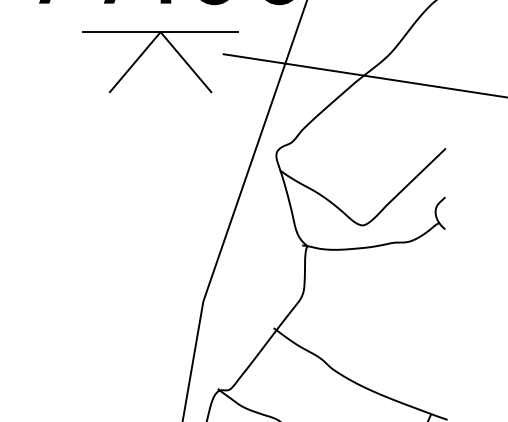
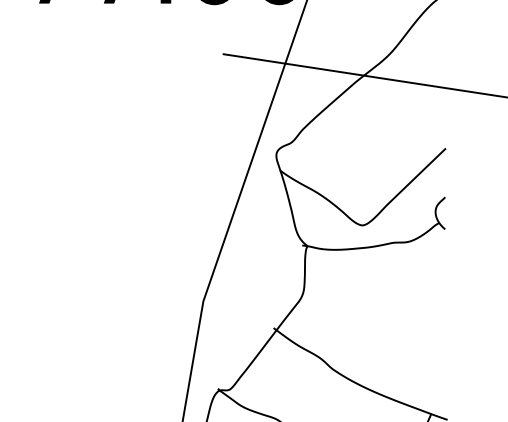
part: present -> none (147, 49)
